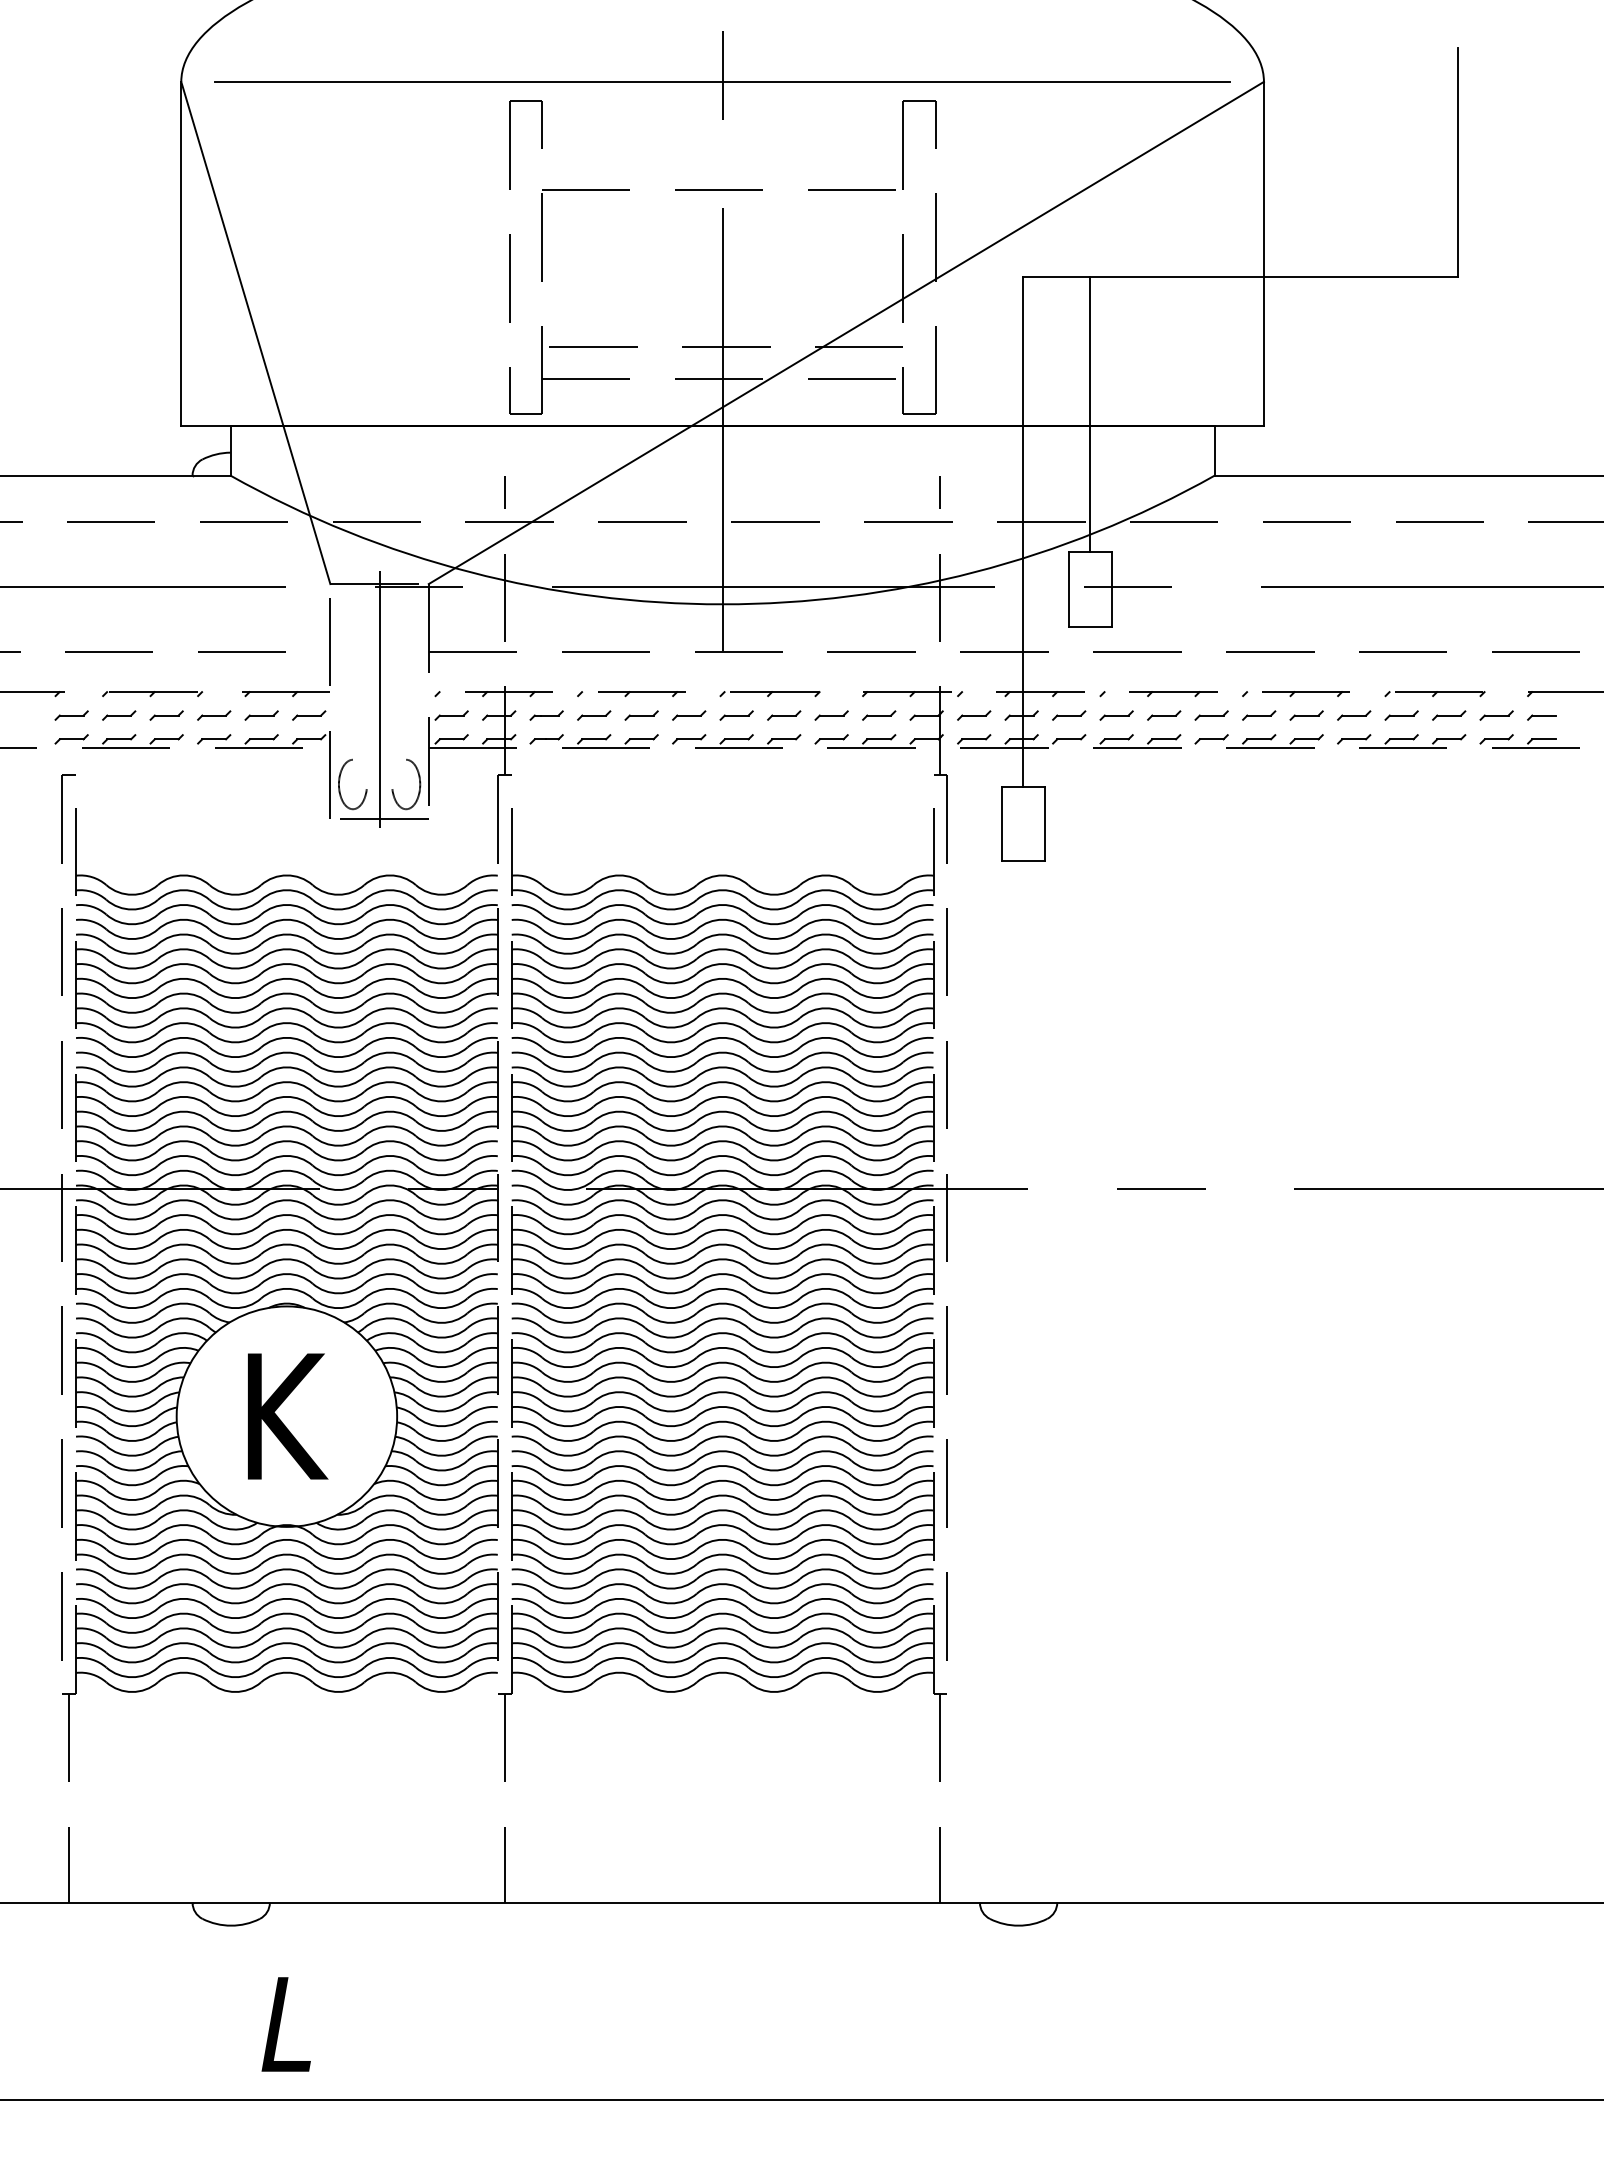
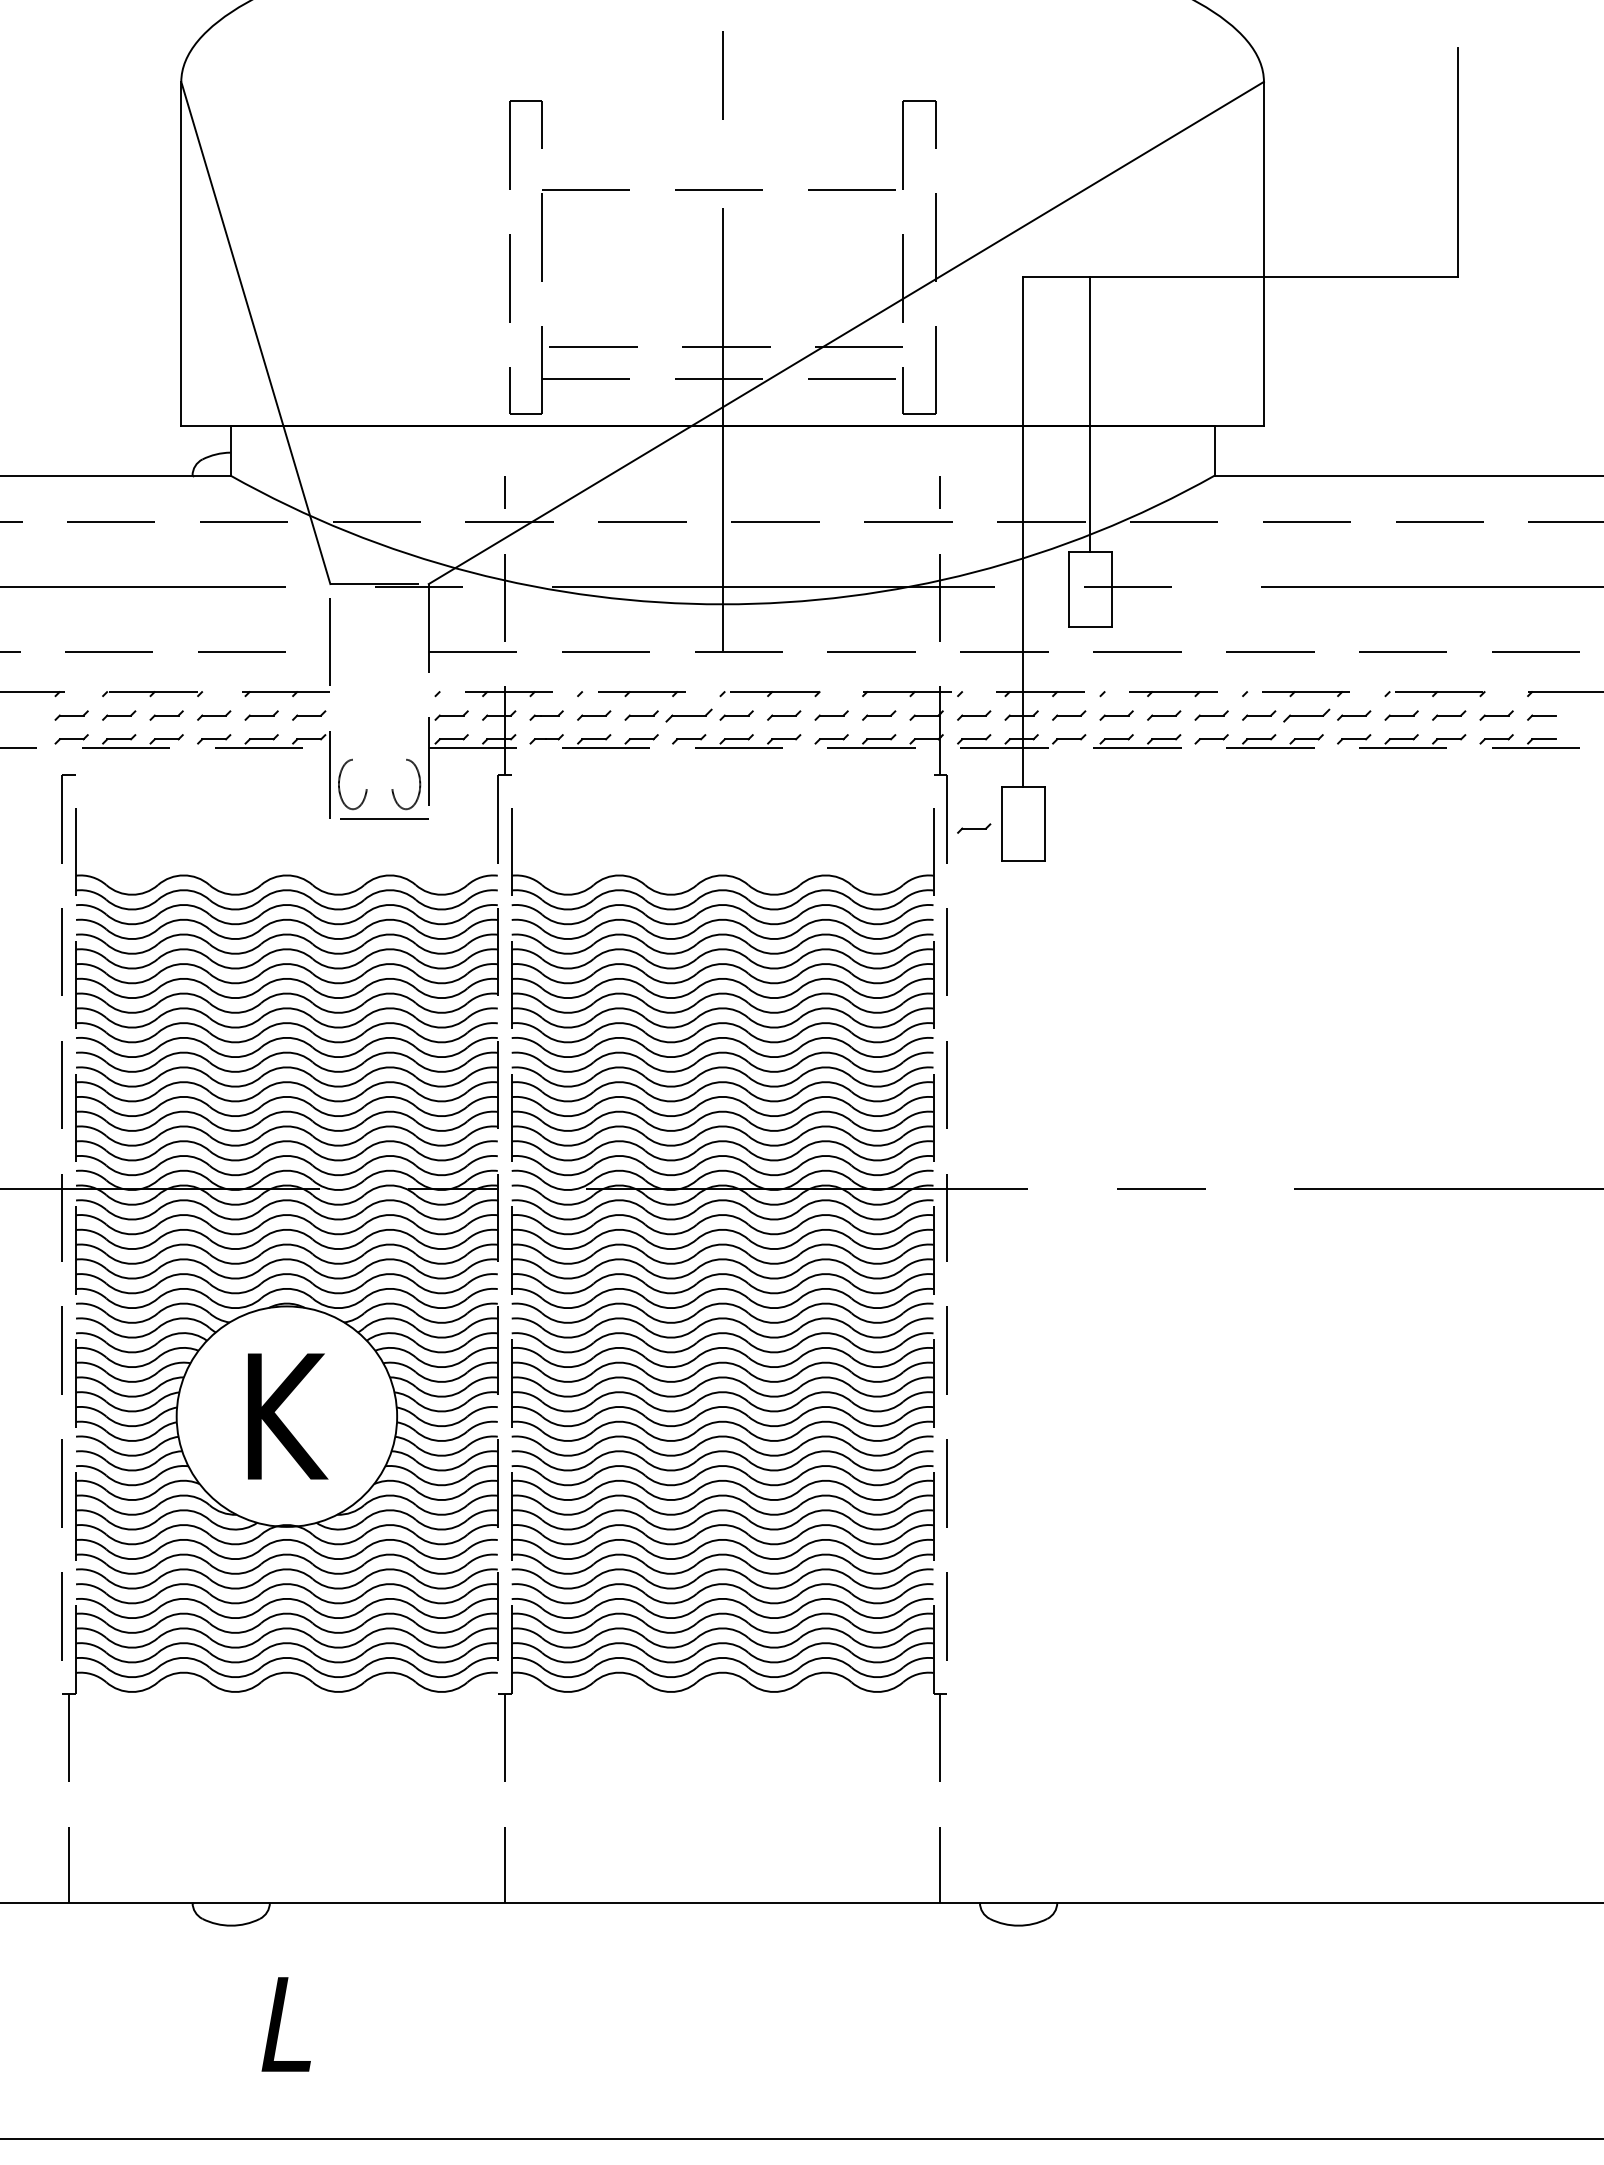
line: present -> none (722, 81)
line: present -> none (379, 699)
part size: 35x11 px -> 48x15 px (688, 715)
part size: 35x11 px -> 48x15 px (1306, 715)
part: none -> present (974, 828)
line position: (801, 2100) -> (801, 2139) (801, 2139)
